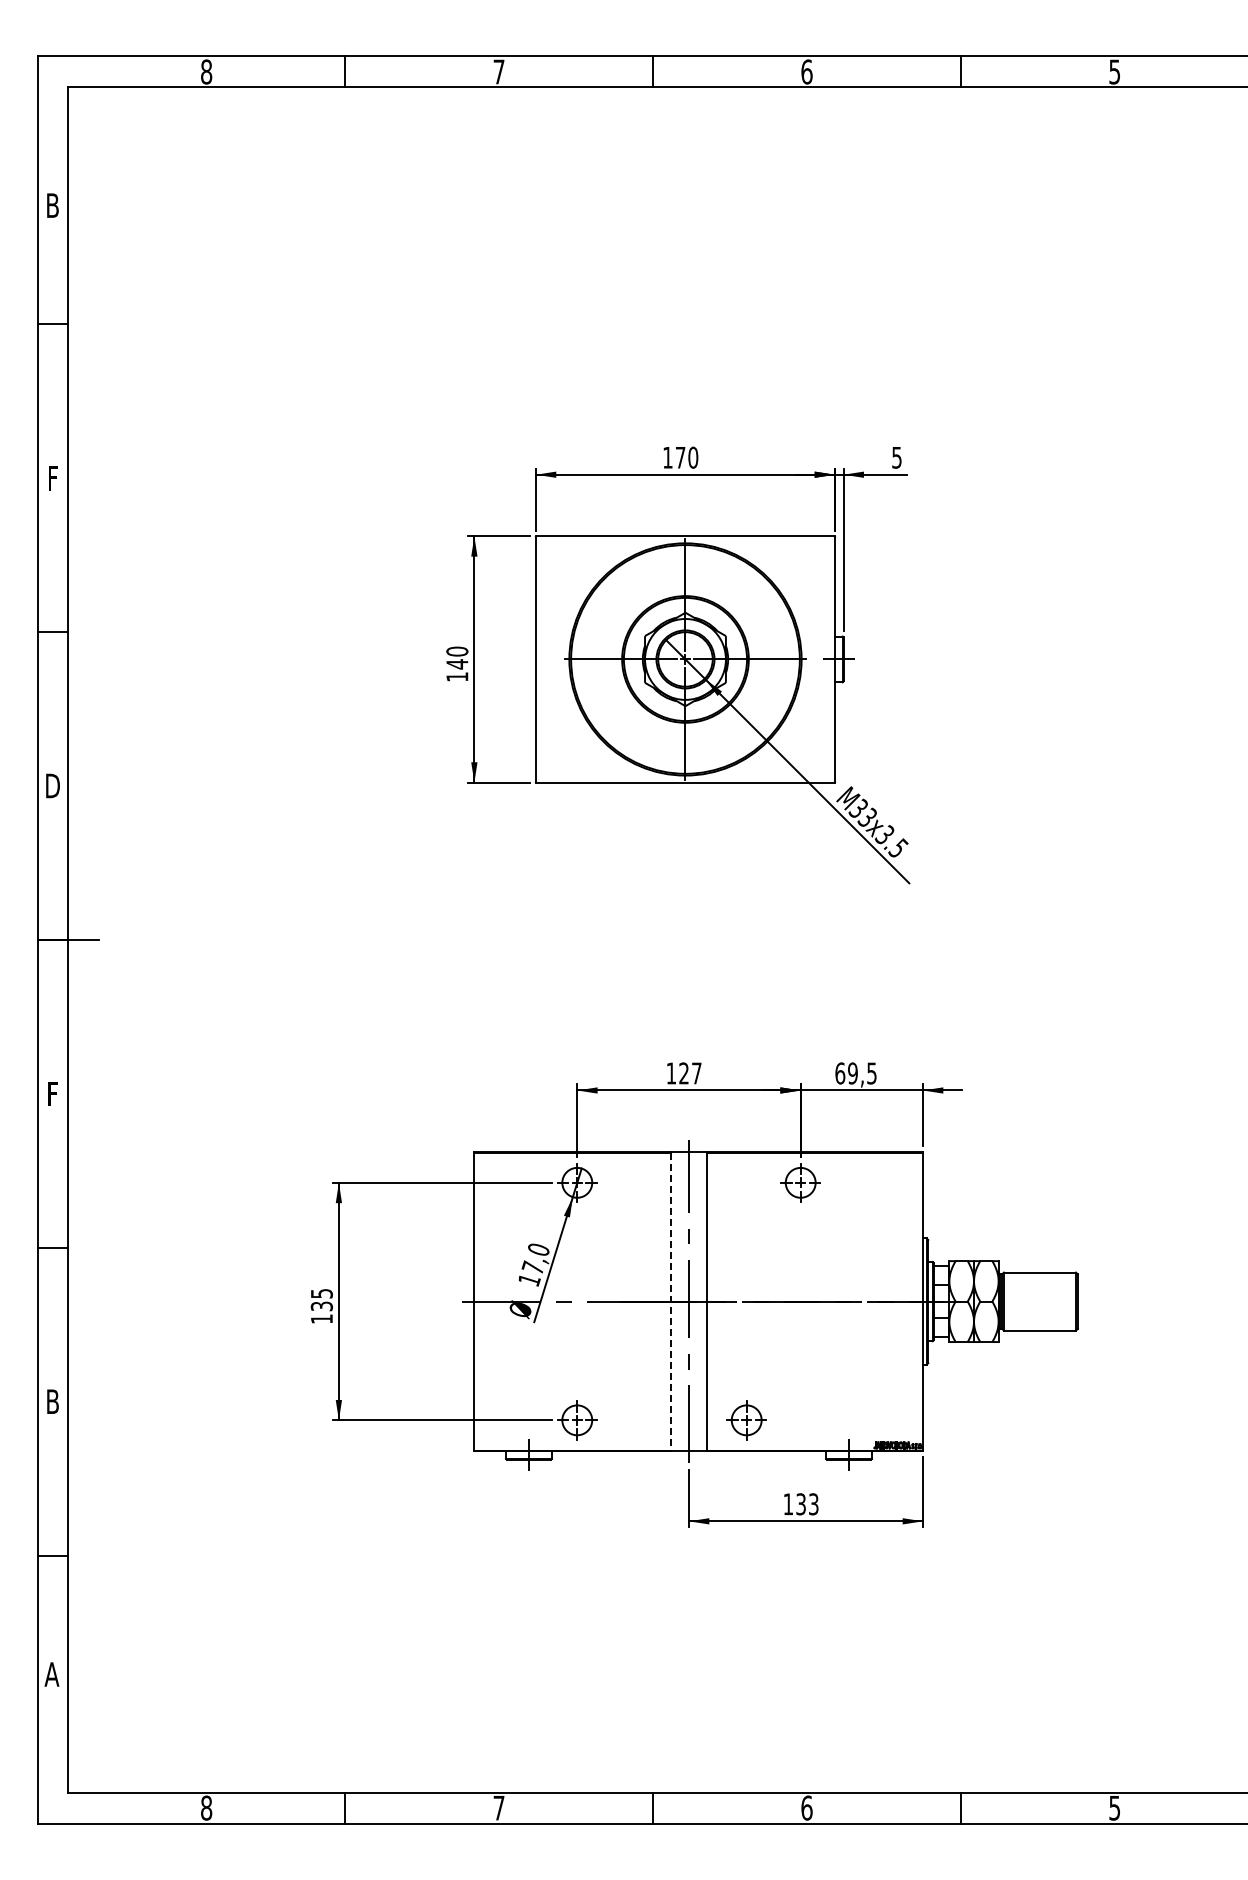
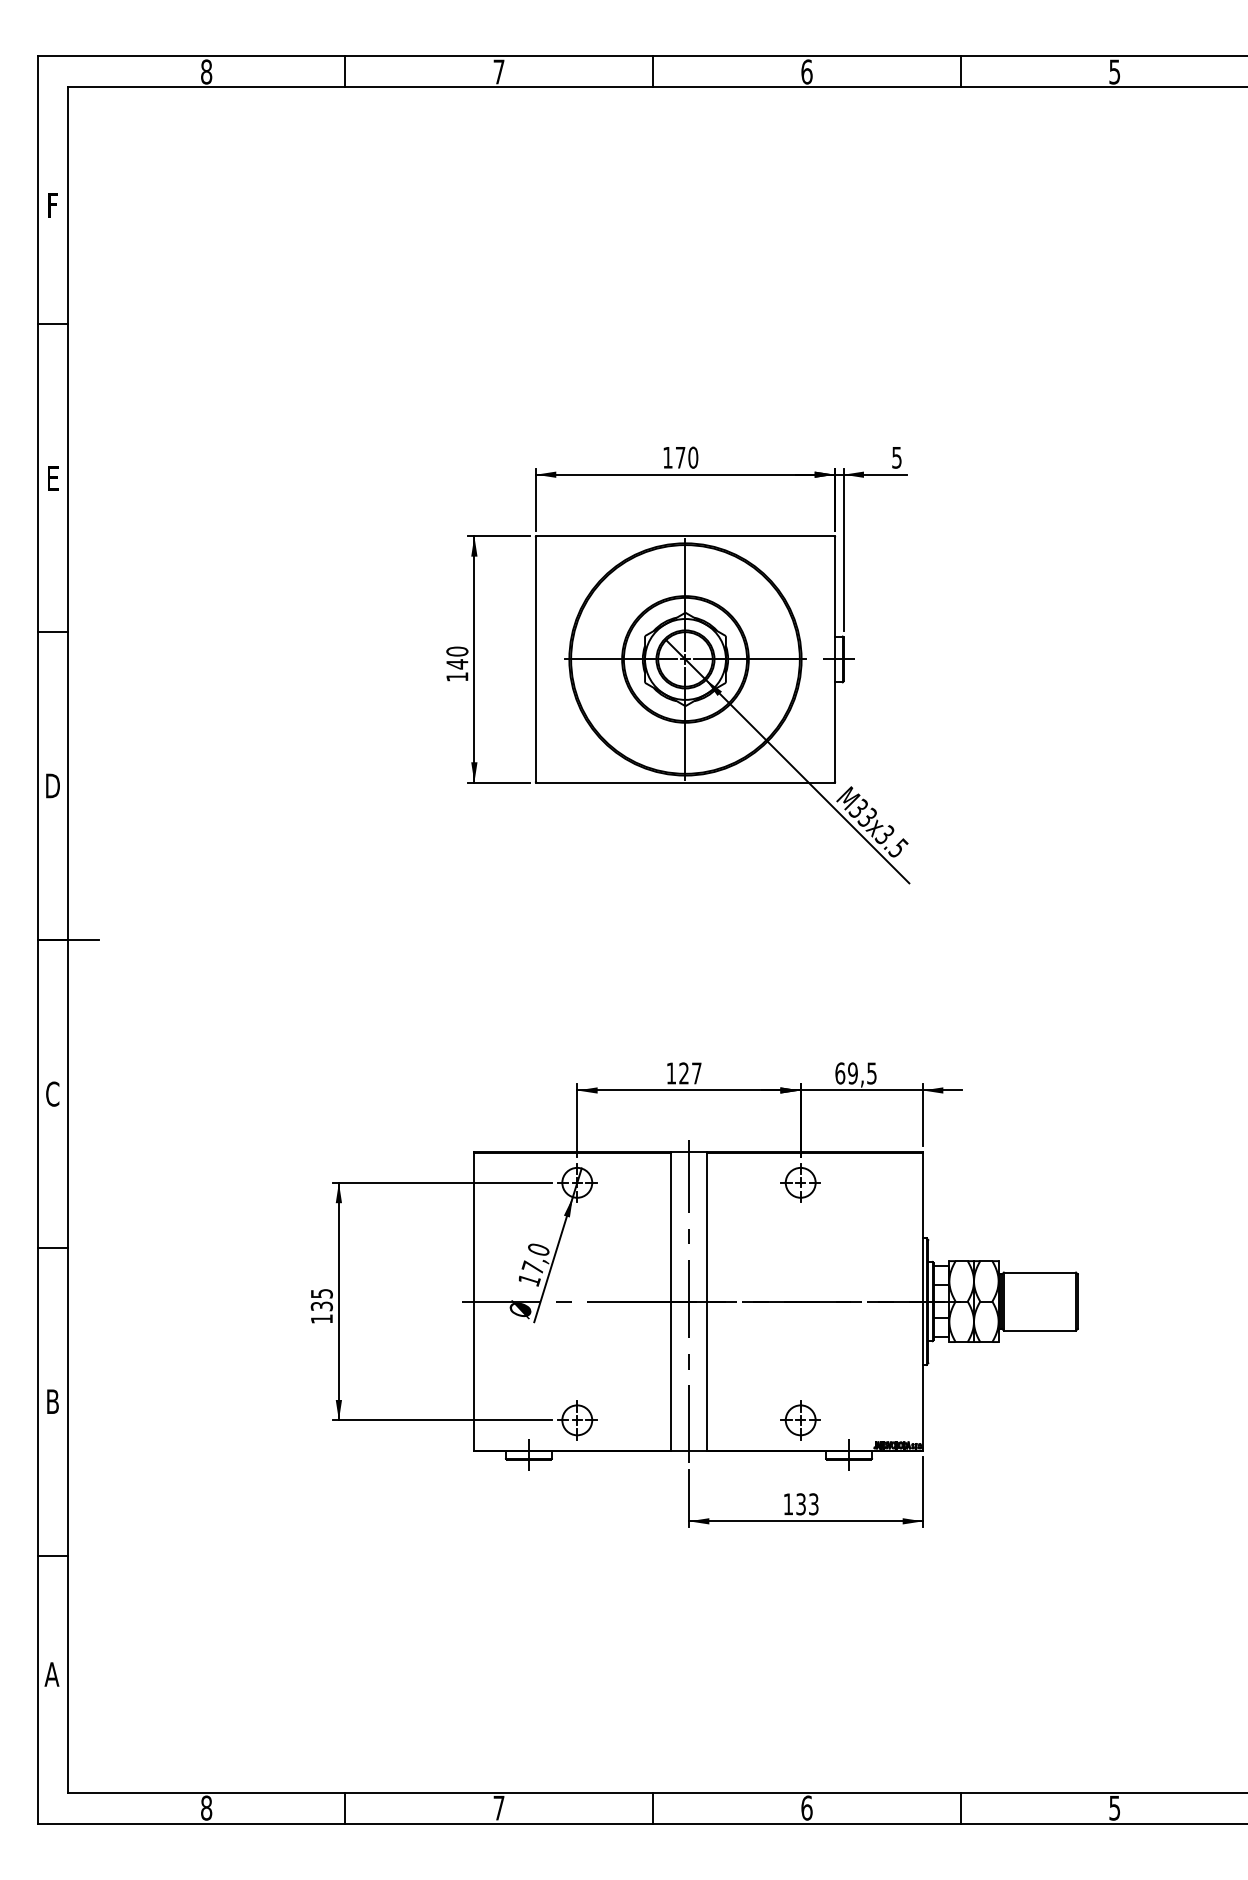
text: B -> F (52, 205)
text: F -> E (53, 478)
text: F -> C (52, 1093)
line: dashed -> solid (671, 1302)
part position: (746, 1420) -> (800, 1420) (800, 1420)
